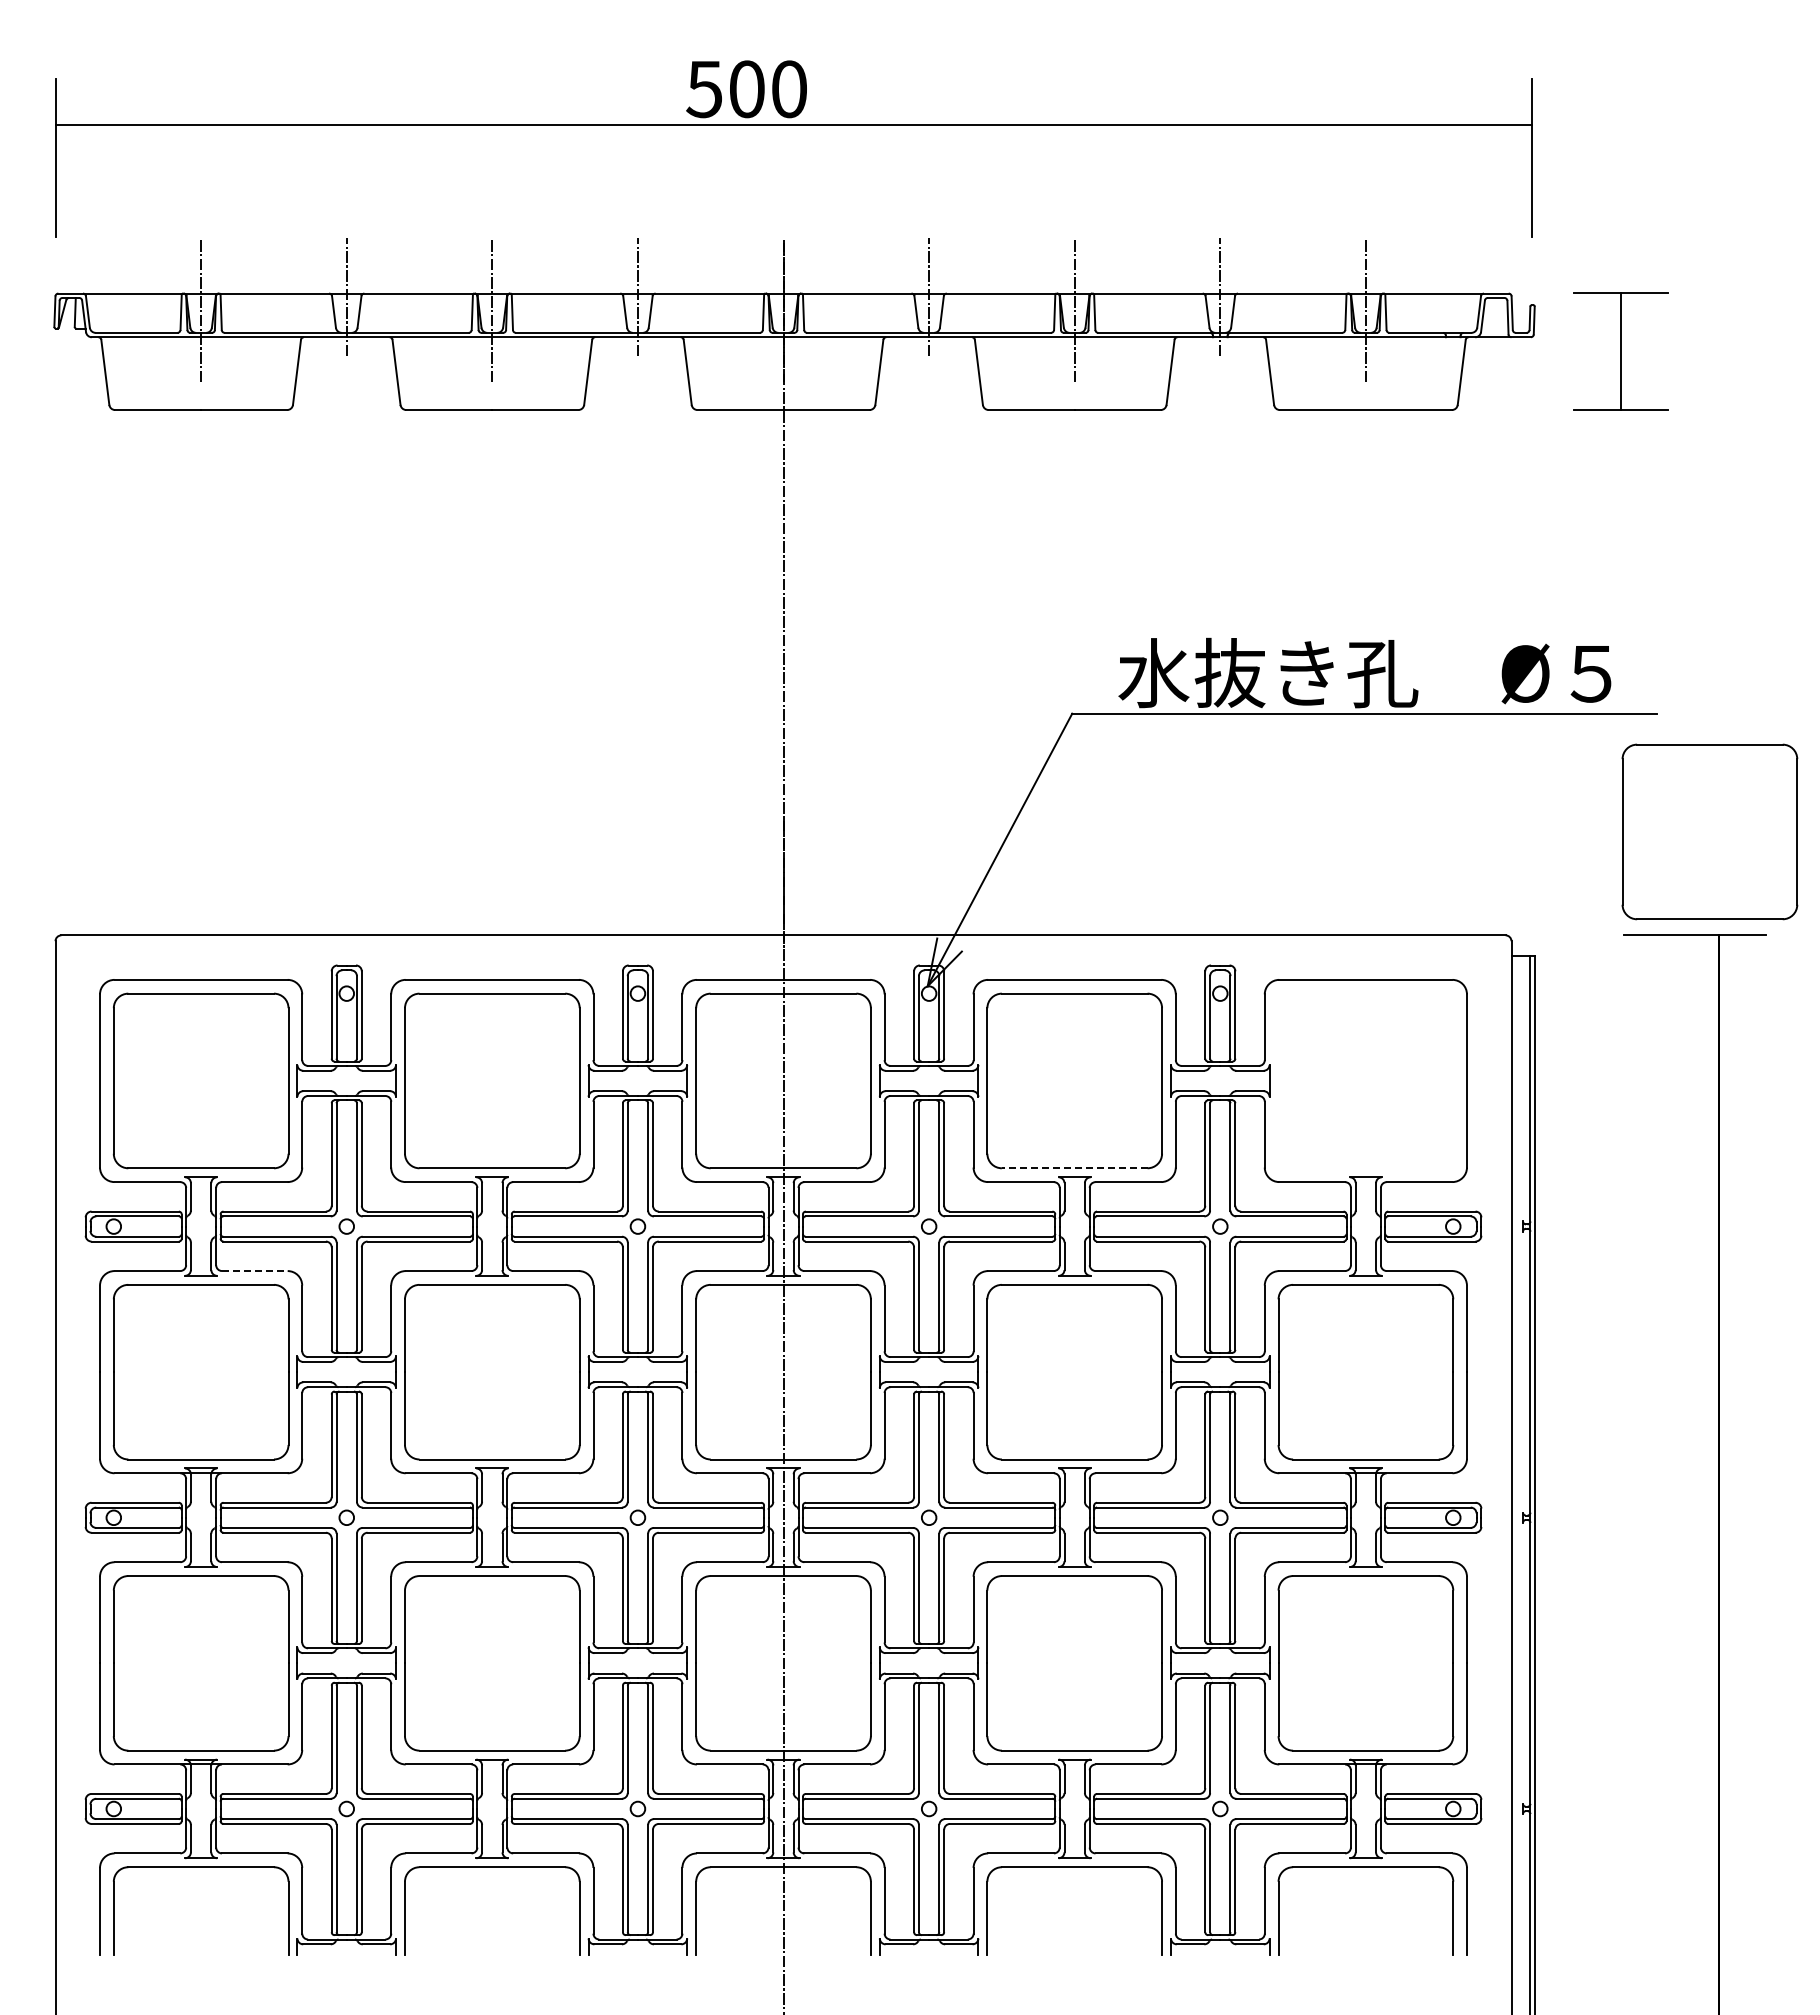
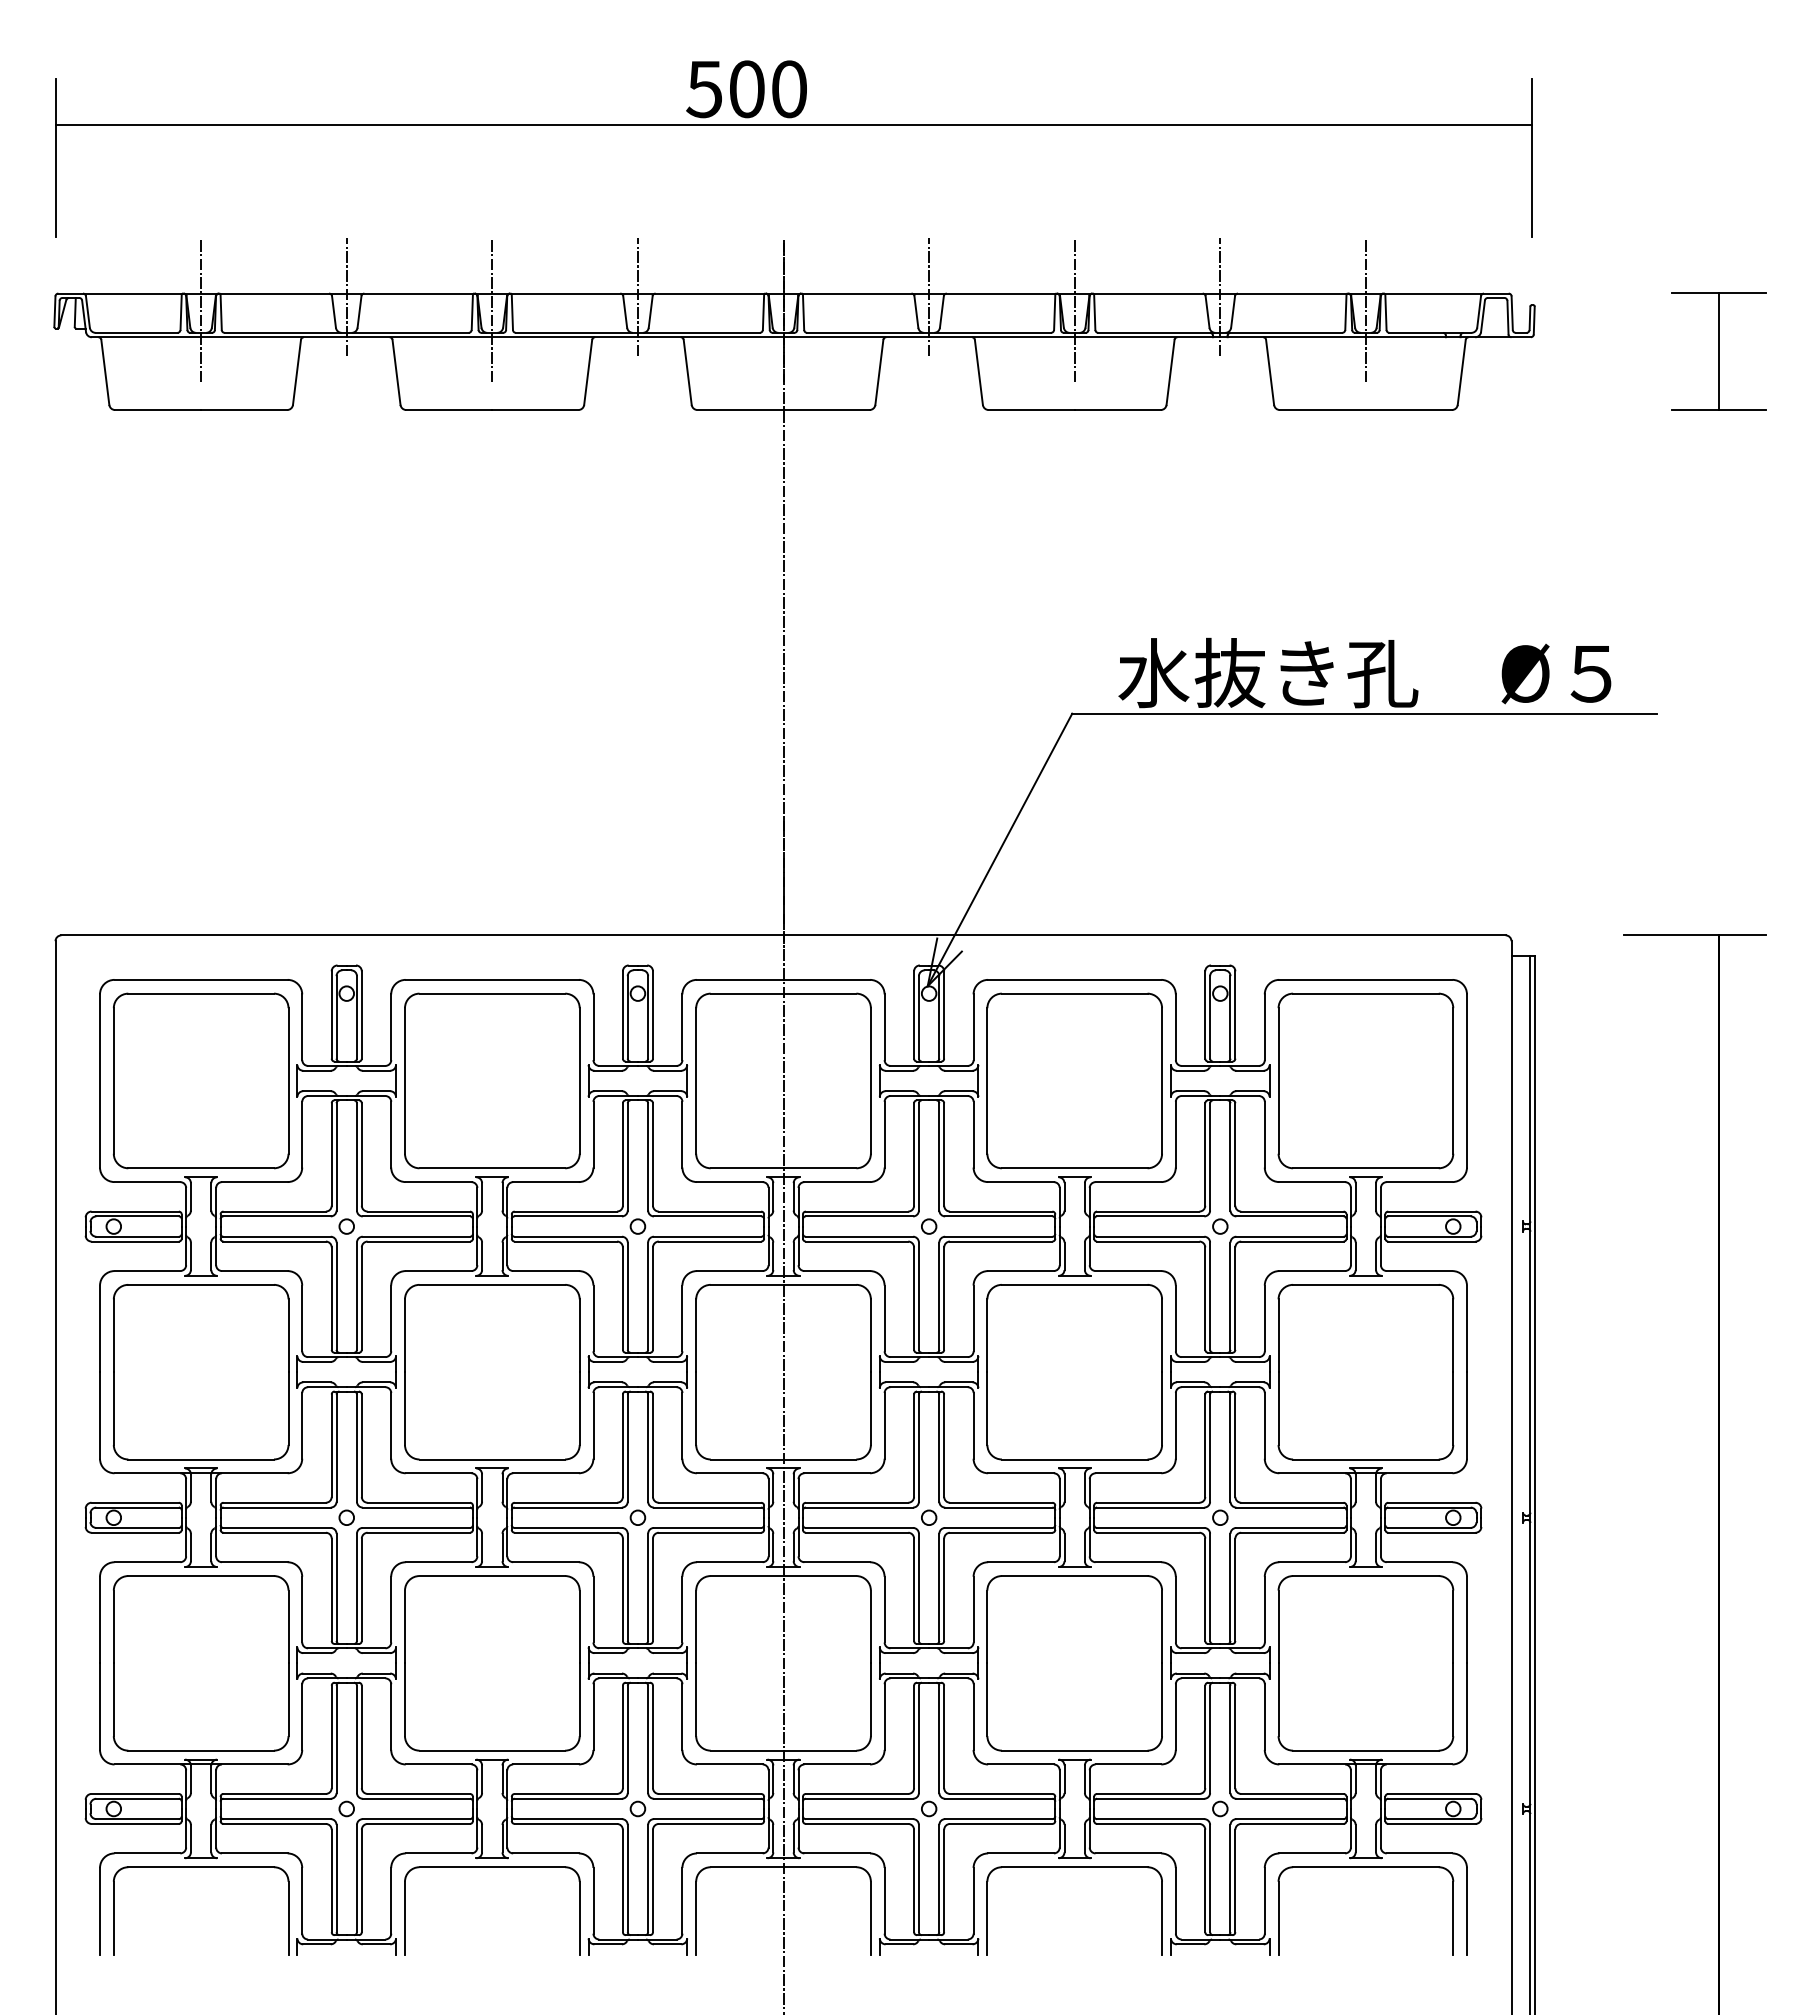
part position: (1620, 351) -> (1718, 351) (1718, 351)
part position: (1709, 831) -> (1365, 1080) (1365, 1080)
line: dashed -> solid (1074, 1168)
line: dashed -> solid (254, 1271)
